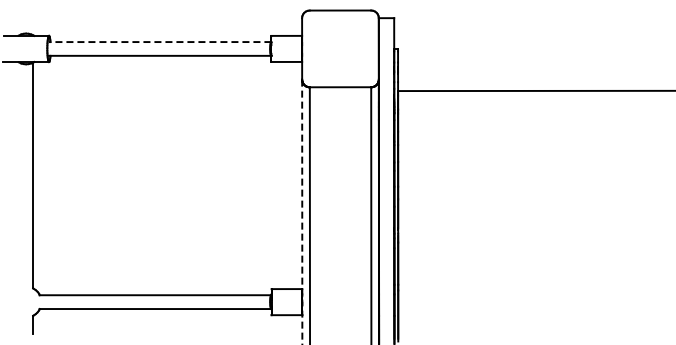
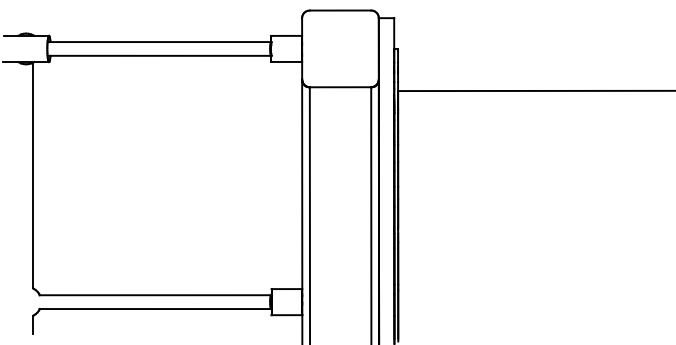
line: dashed -> solid (159, 42)
line: dashed -> solid (302, 212)
